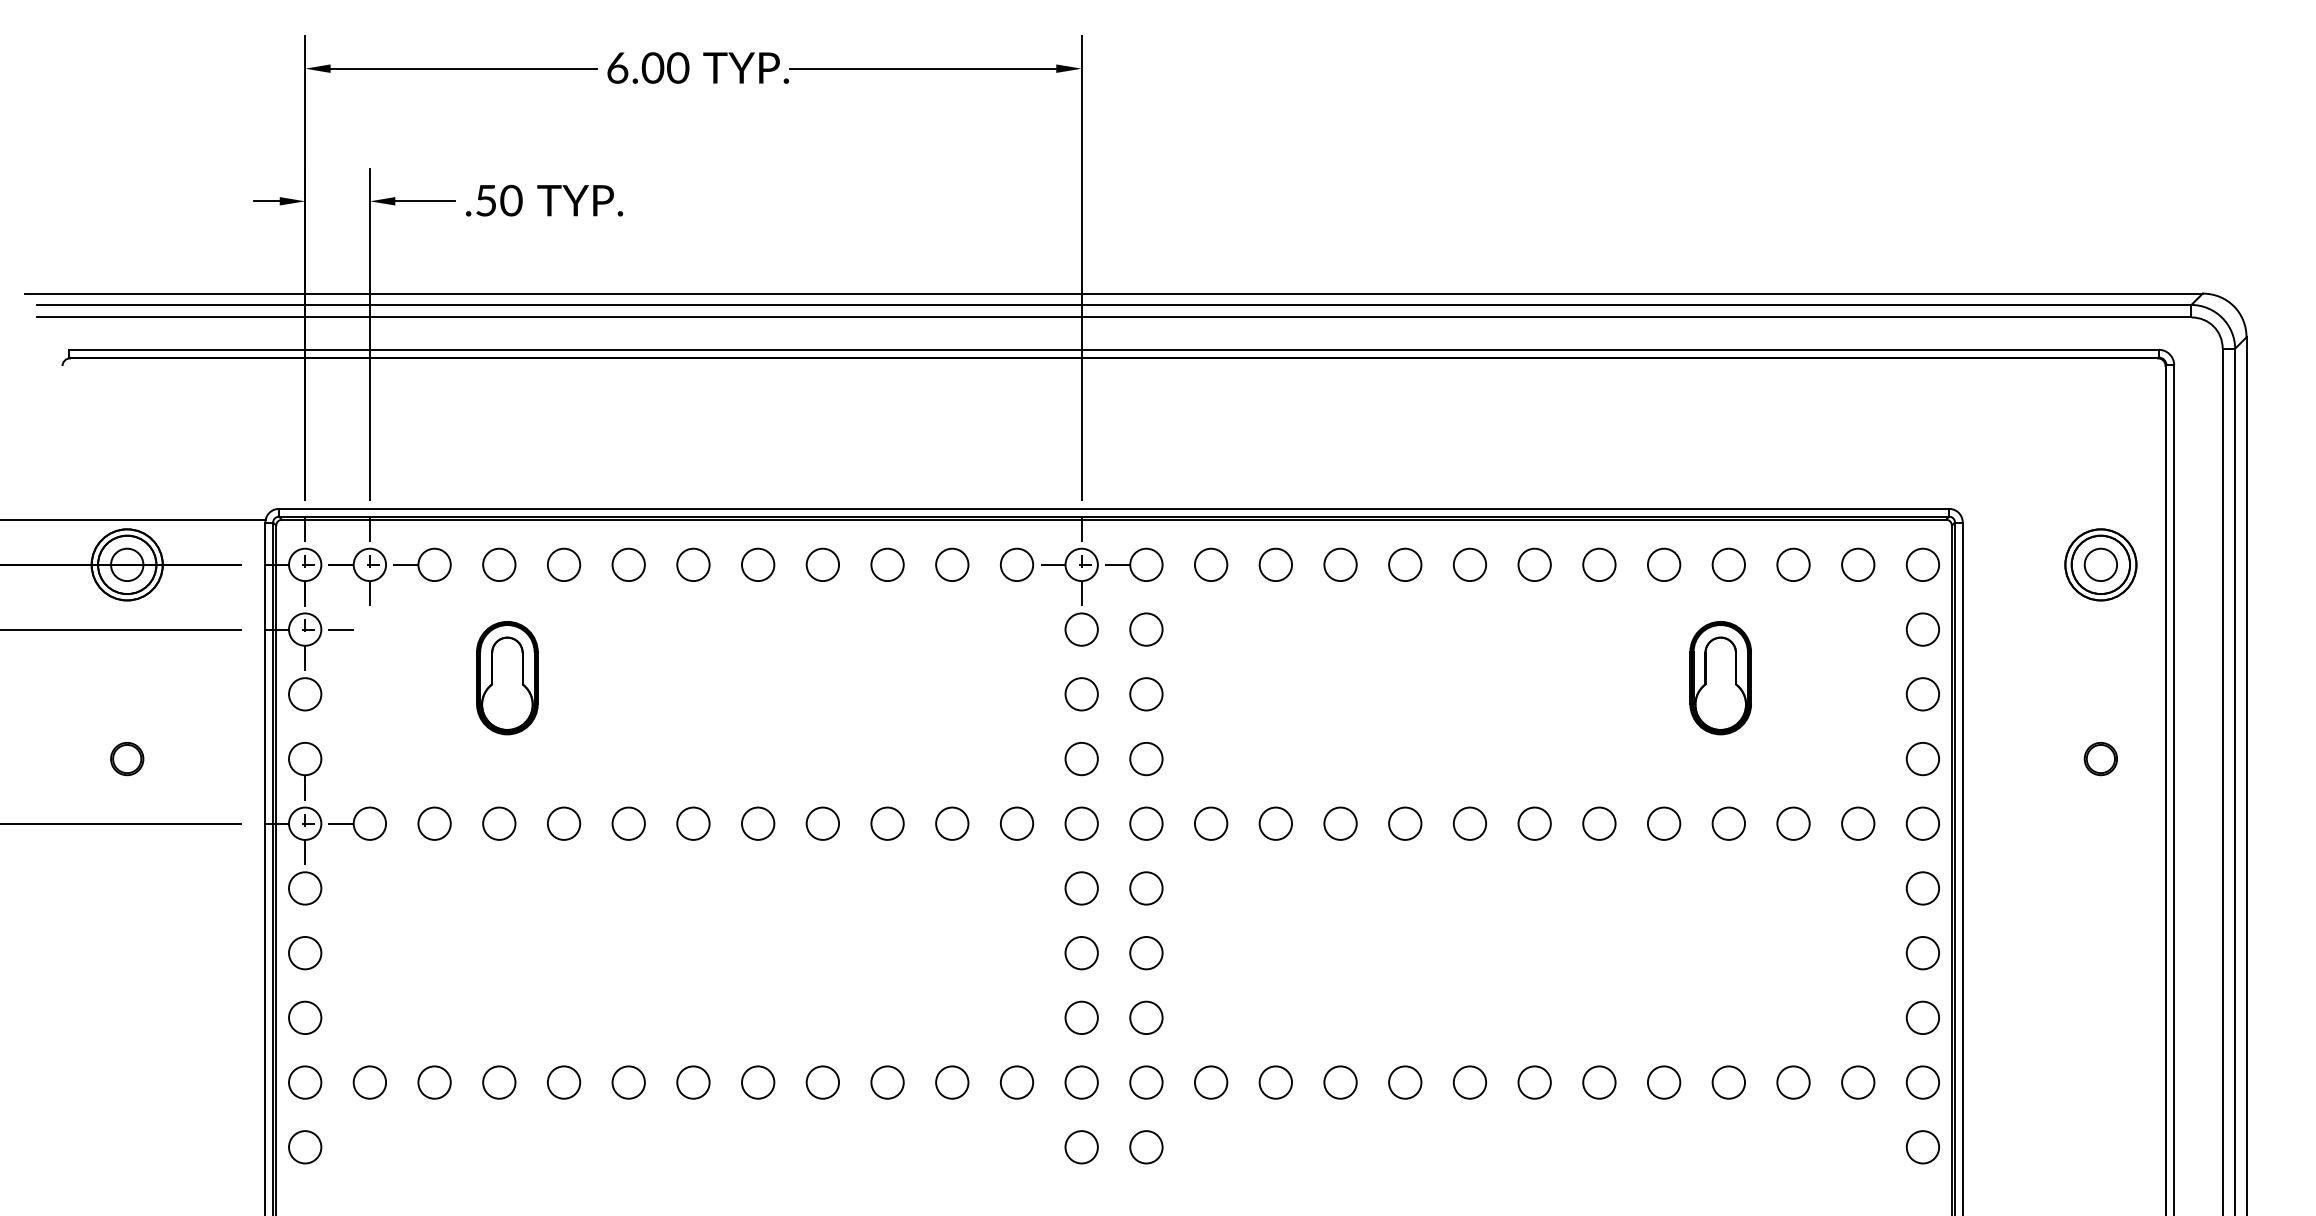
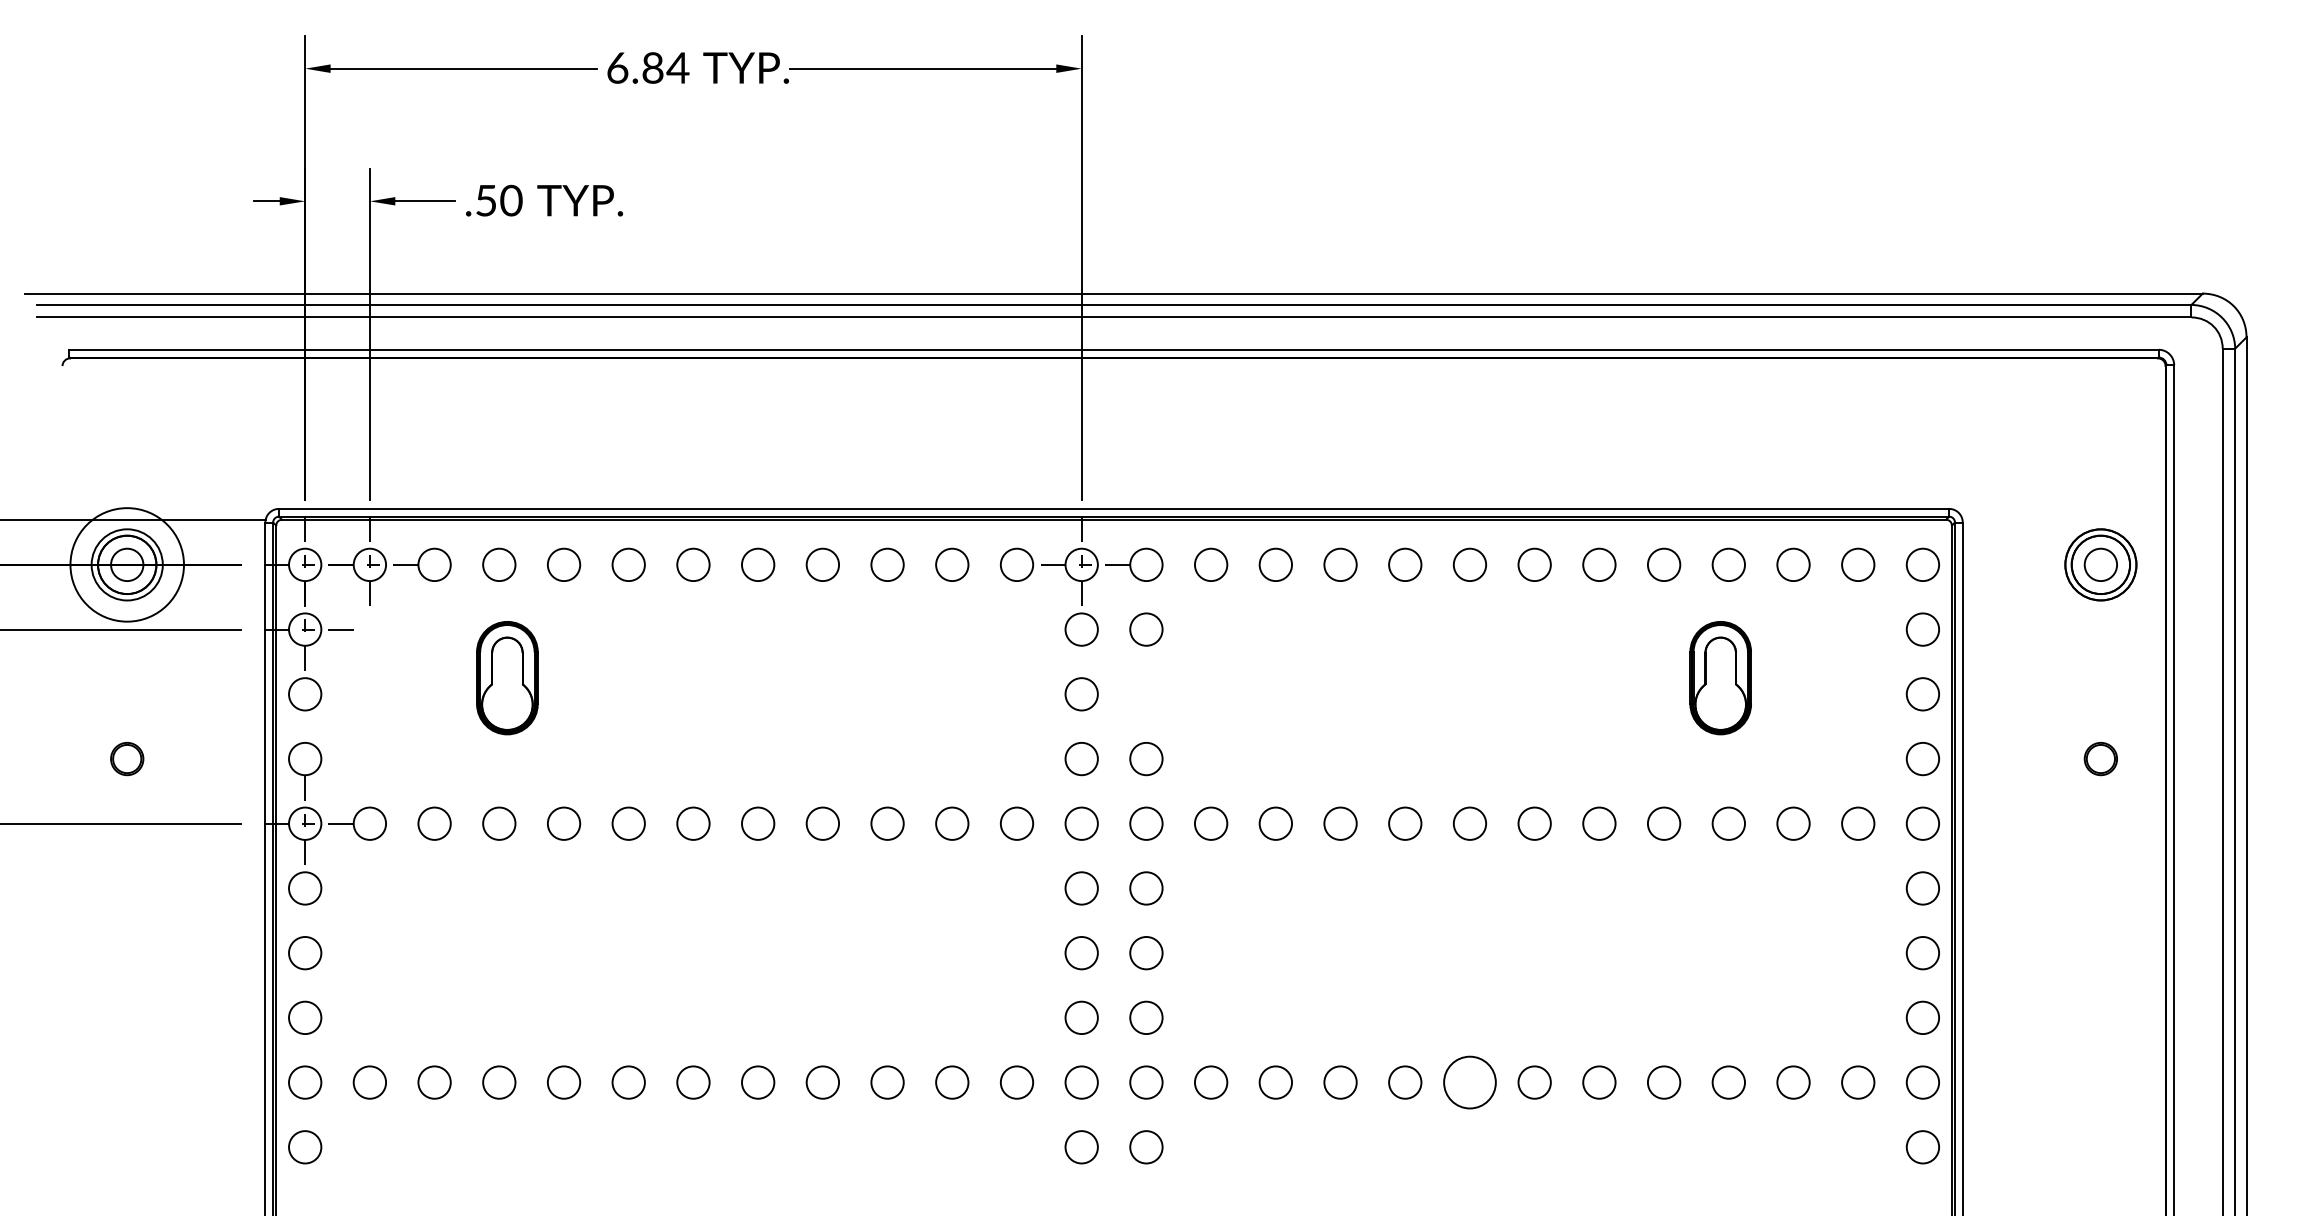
text: 6.00 -> 6.84 (665, 67)
circle diameter: 71 px -> 114 px (127, 564)
circle: present -> none (1146, 694)
circle diameter: 32 px -> 52 px (1469, 1082)
